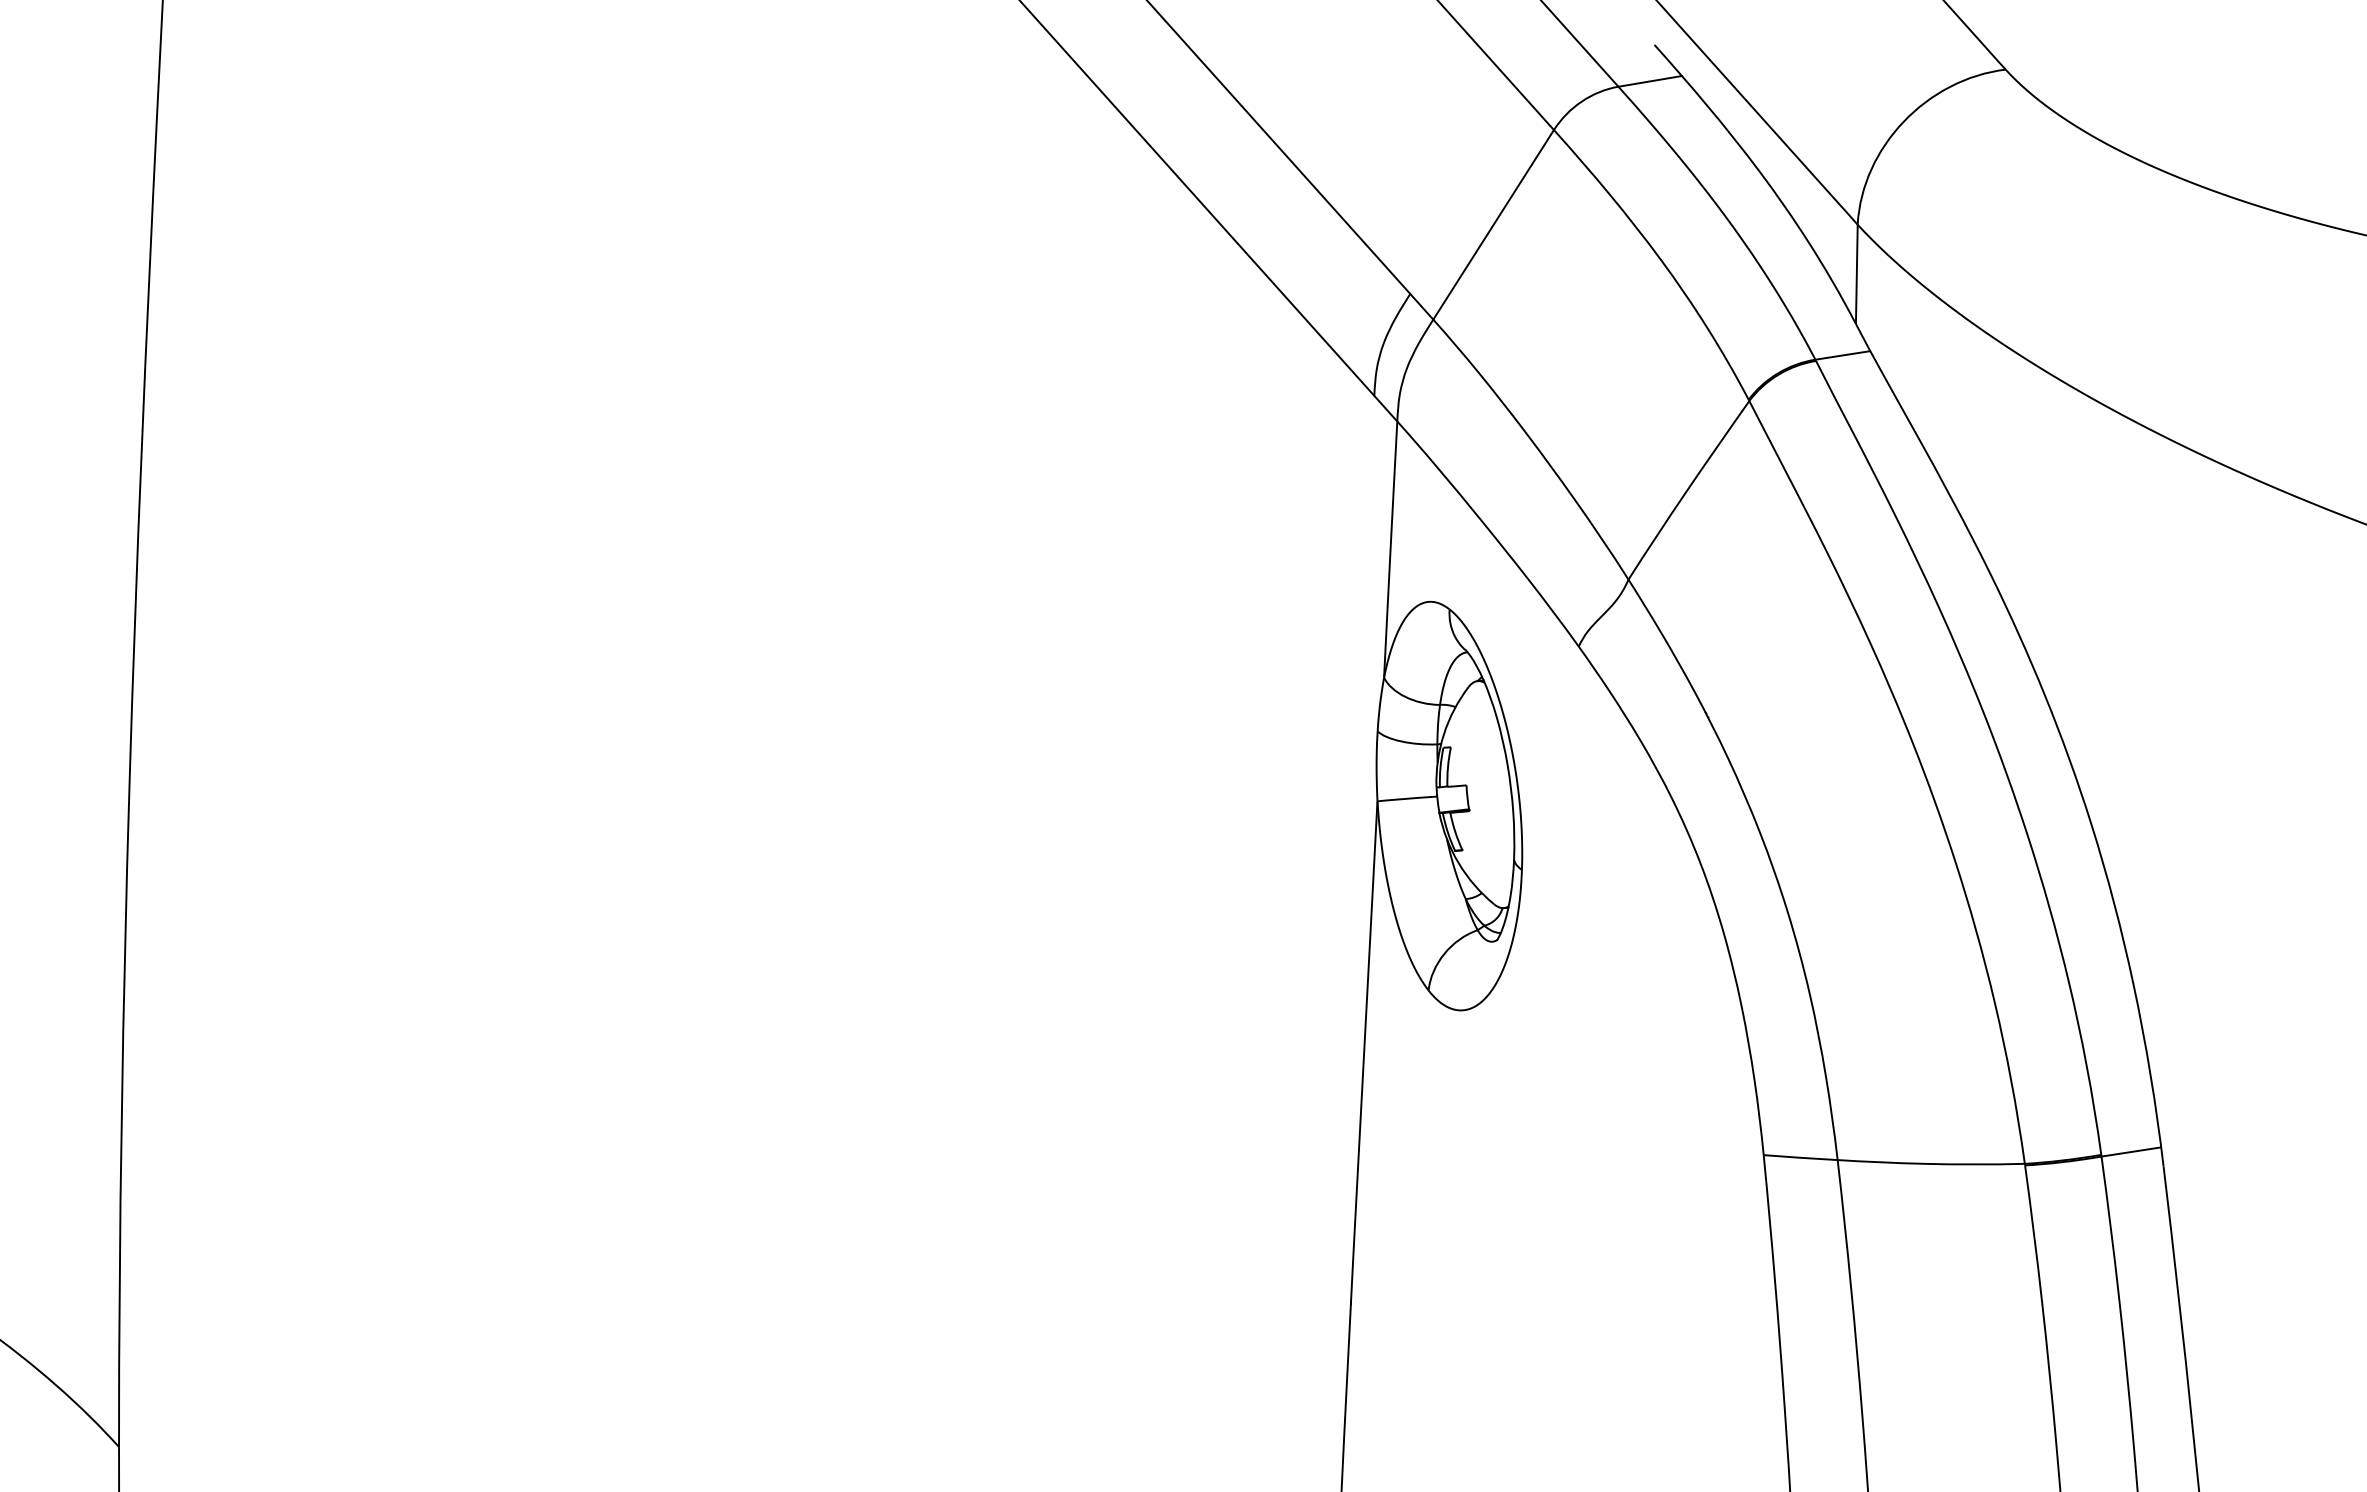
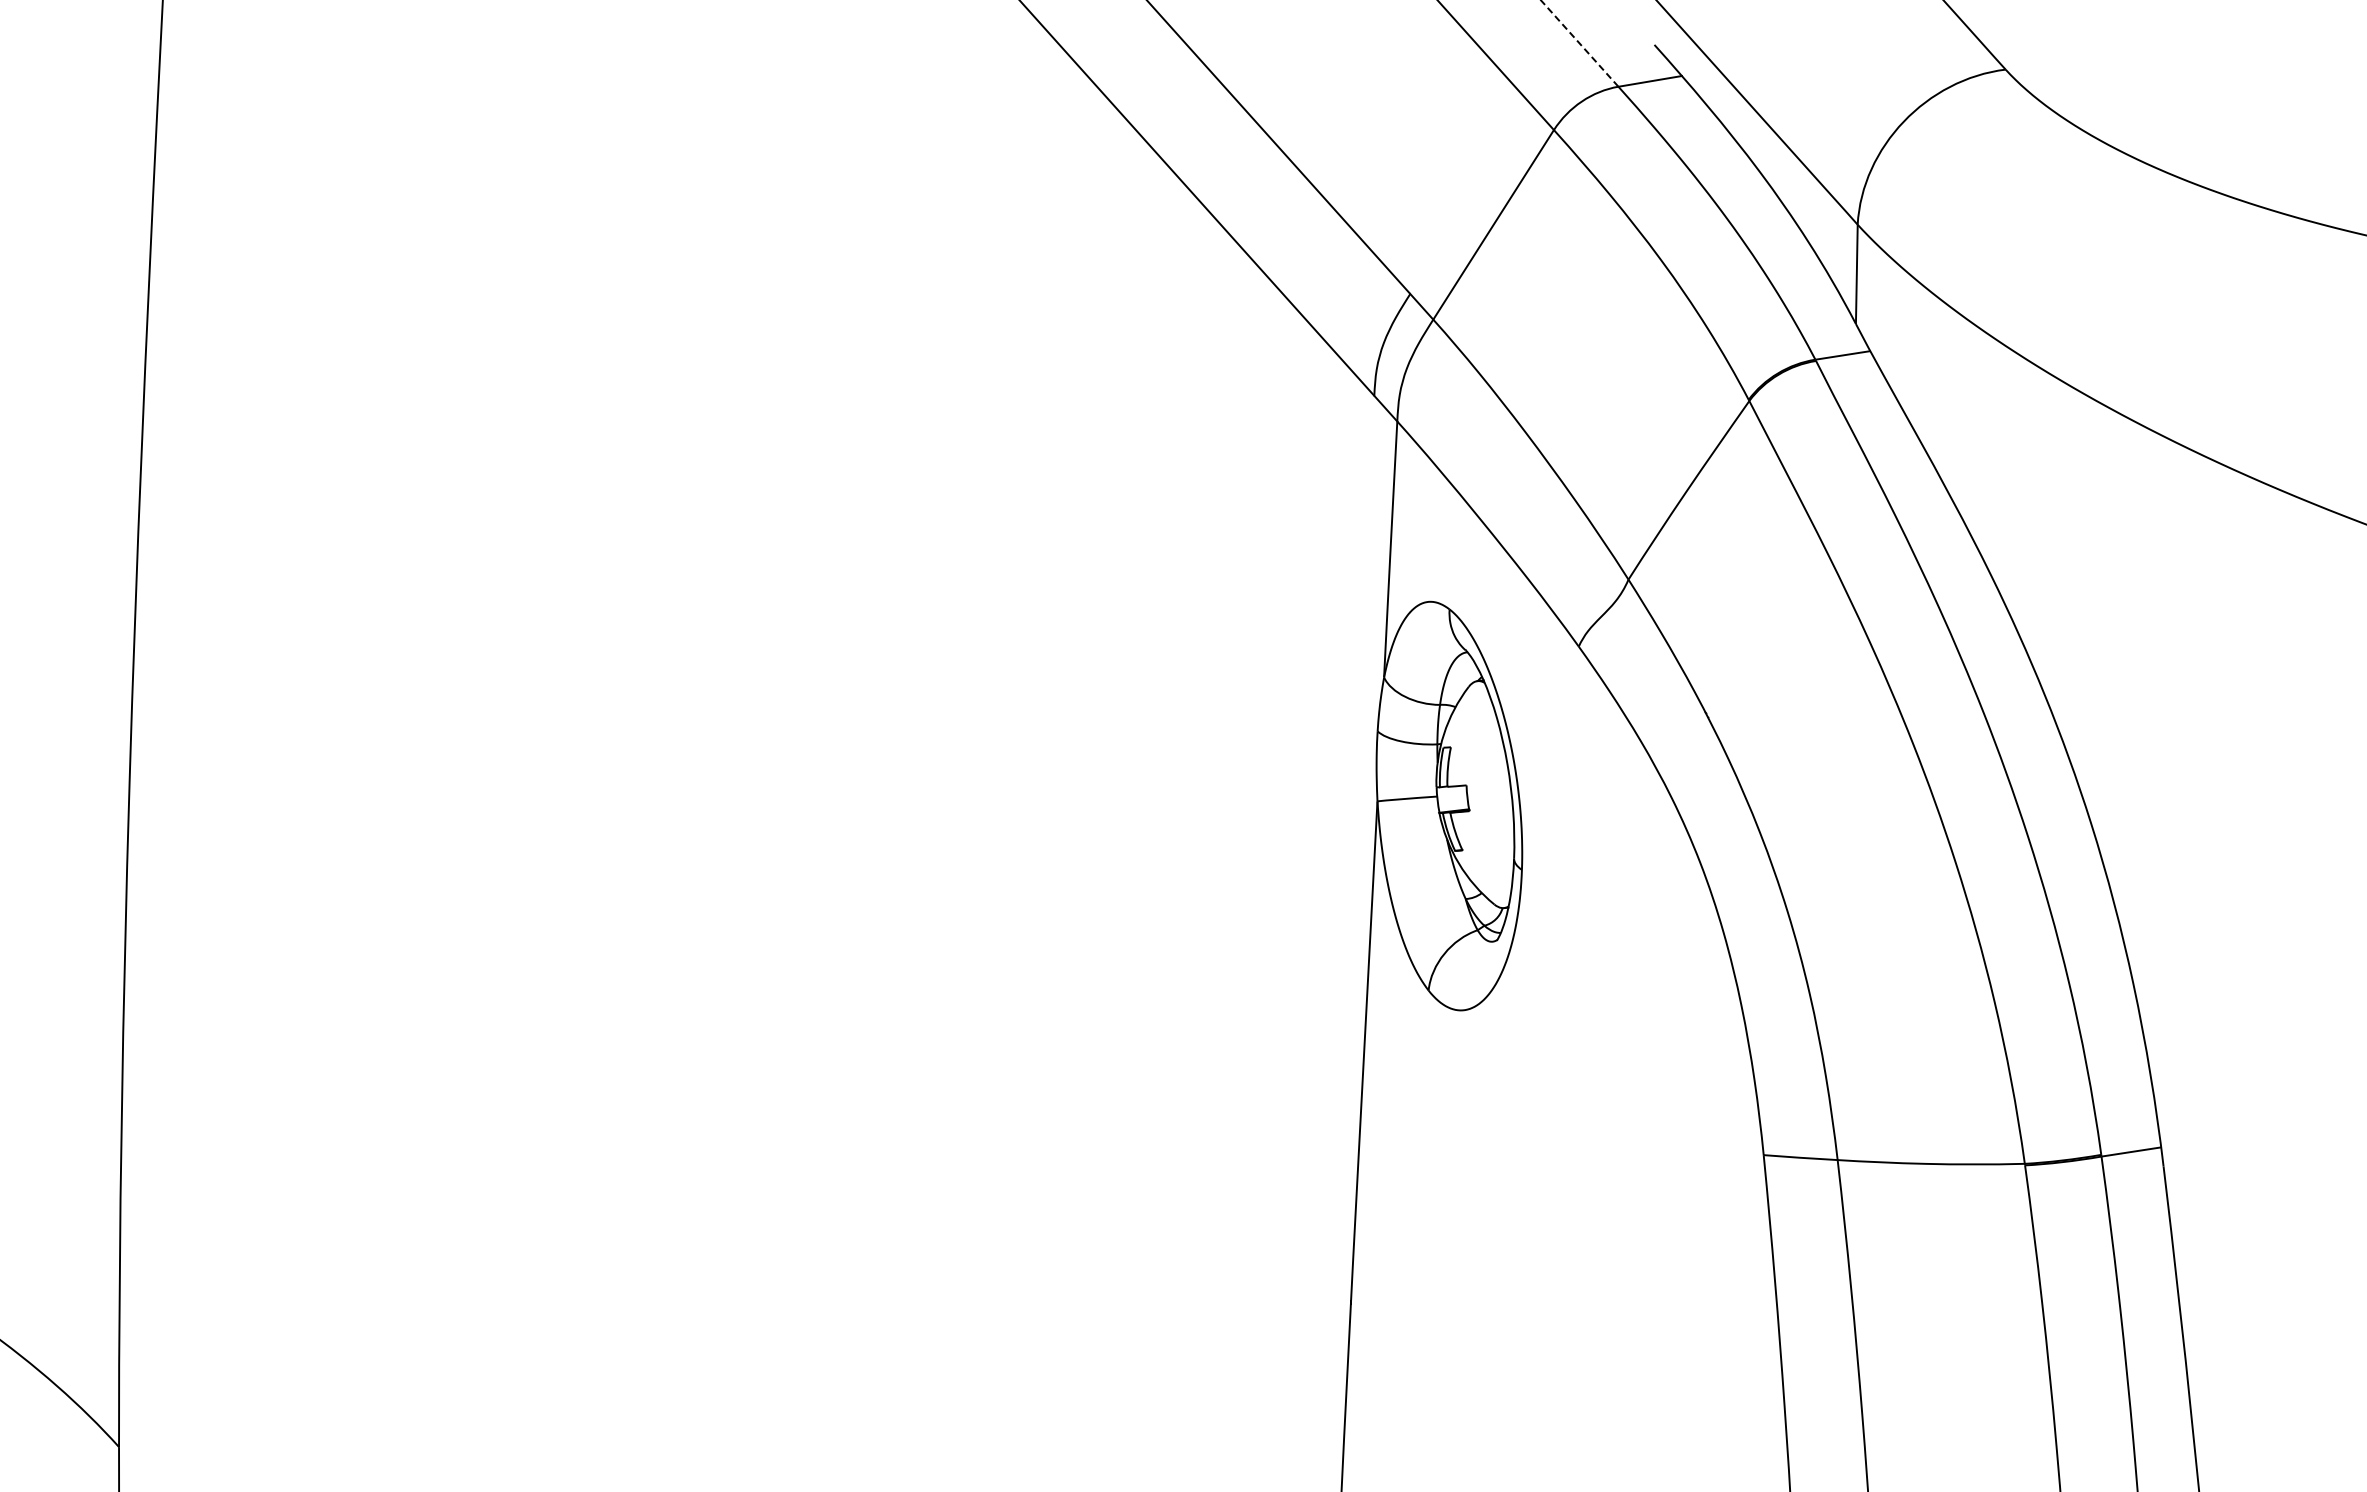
line: solid -> dashed (1579, 43)
